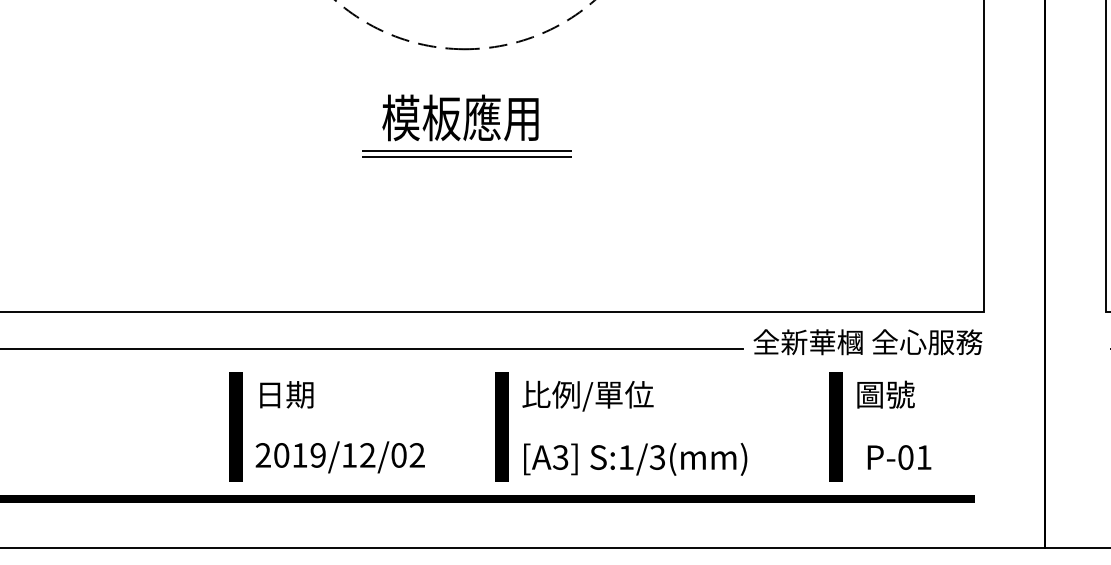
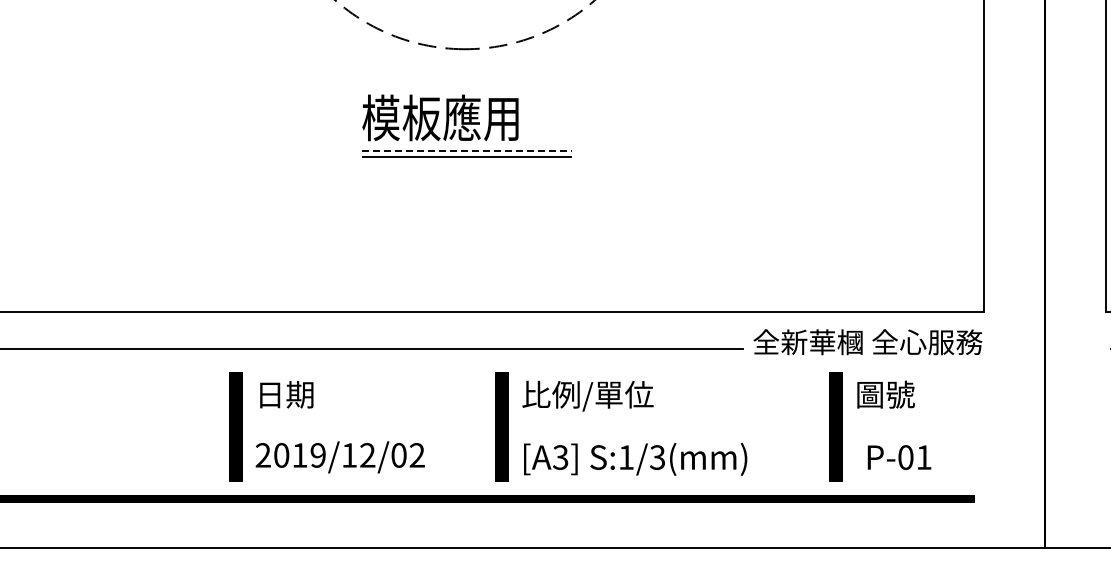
text position: (460, 117) -> (440, 117) (440, 117)
line: solid -> dashed (467, 151)
